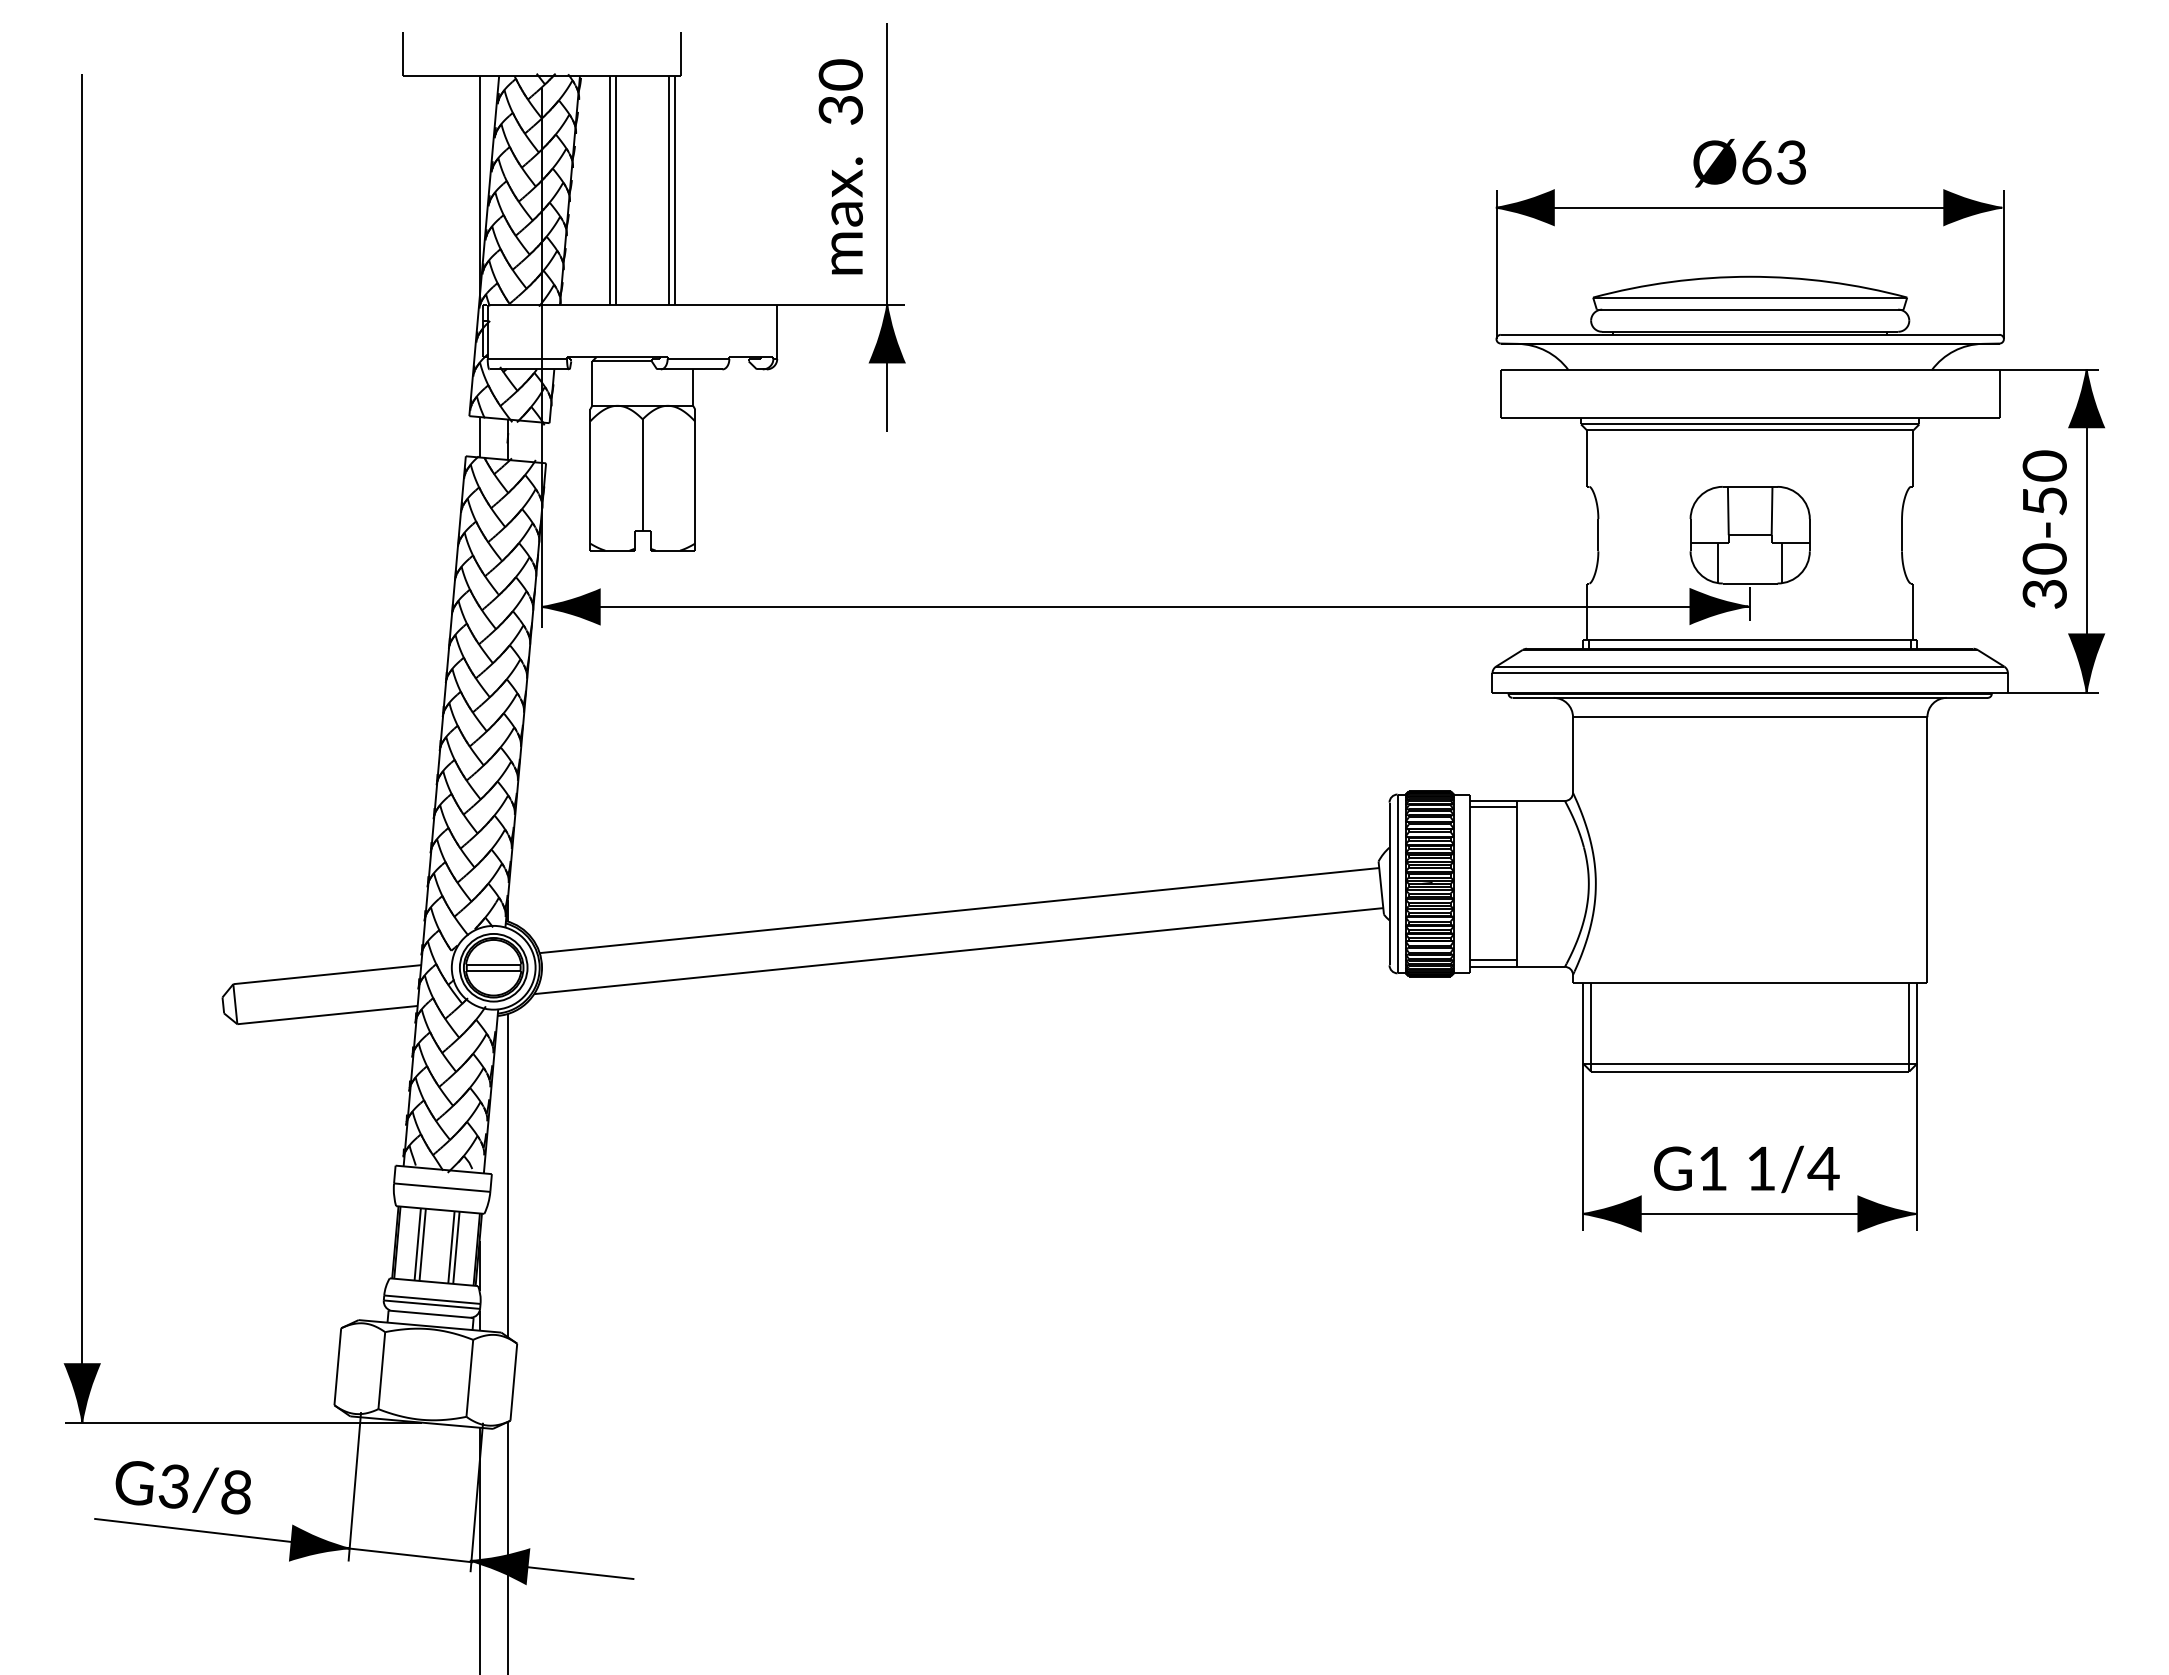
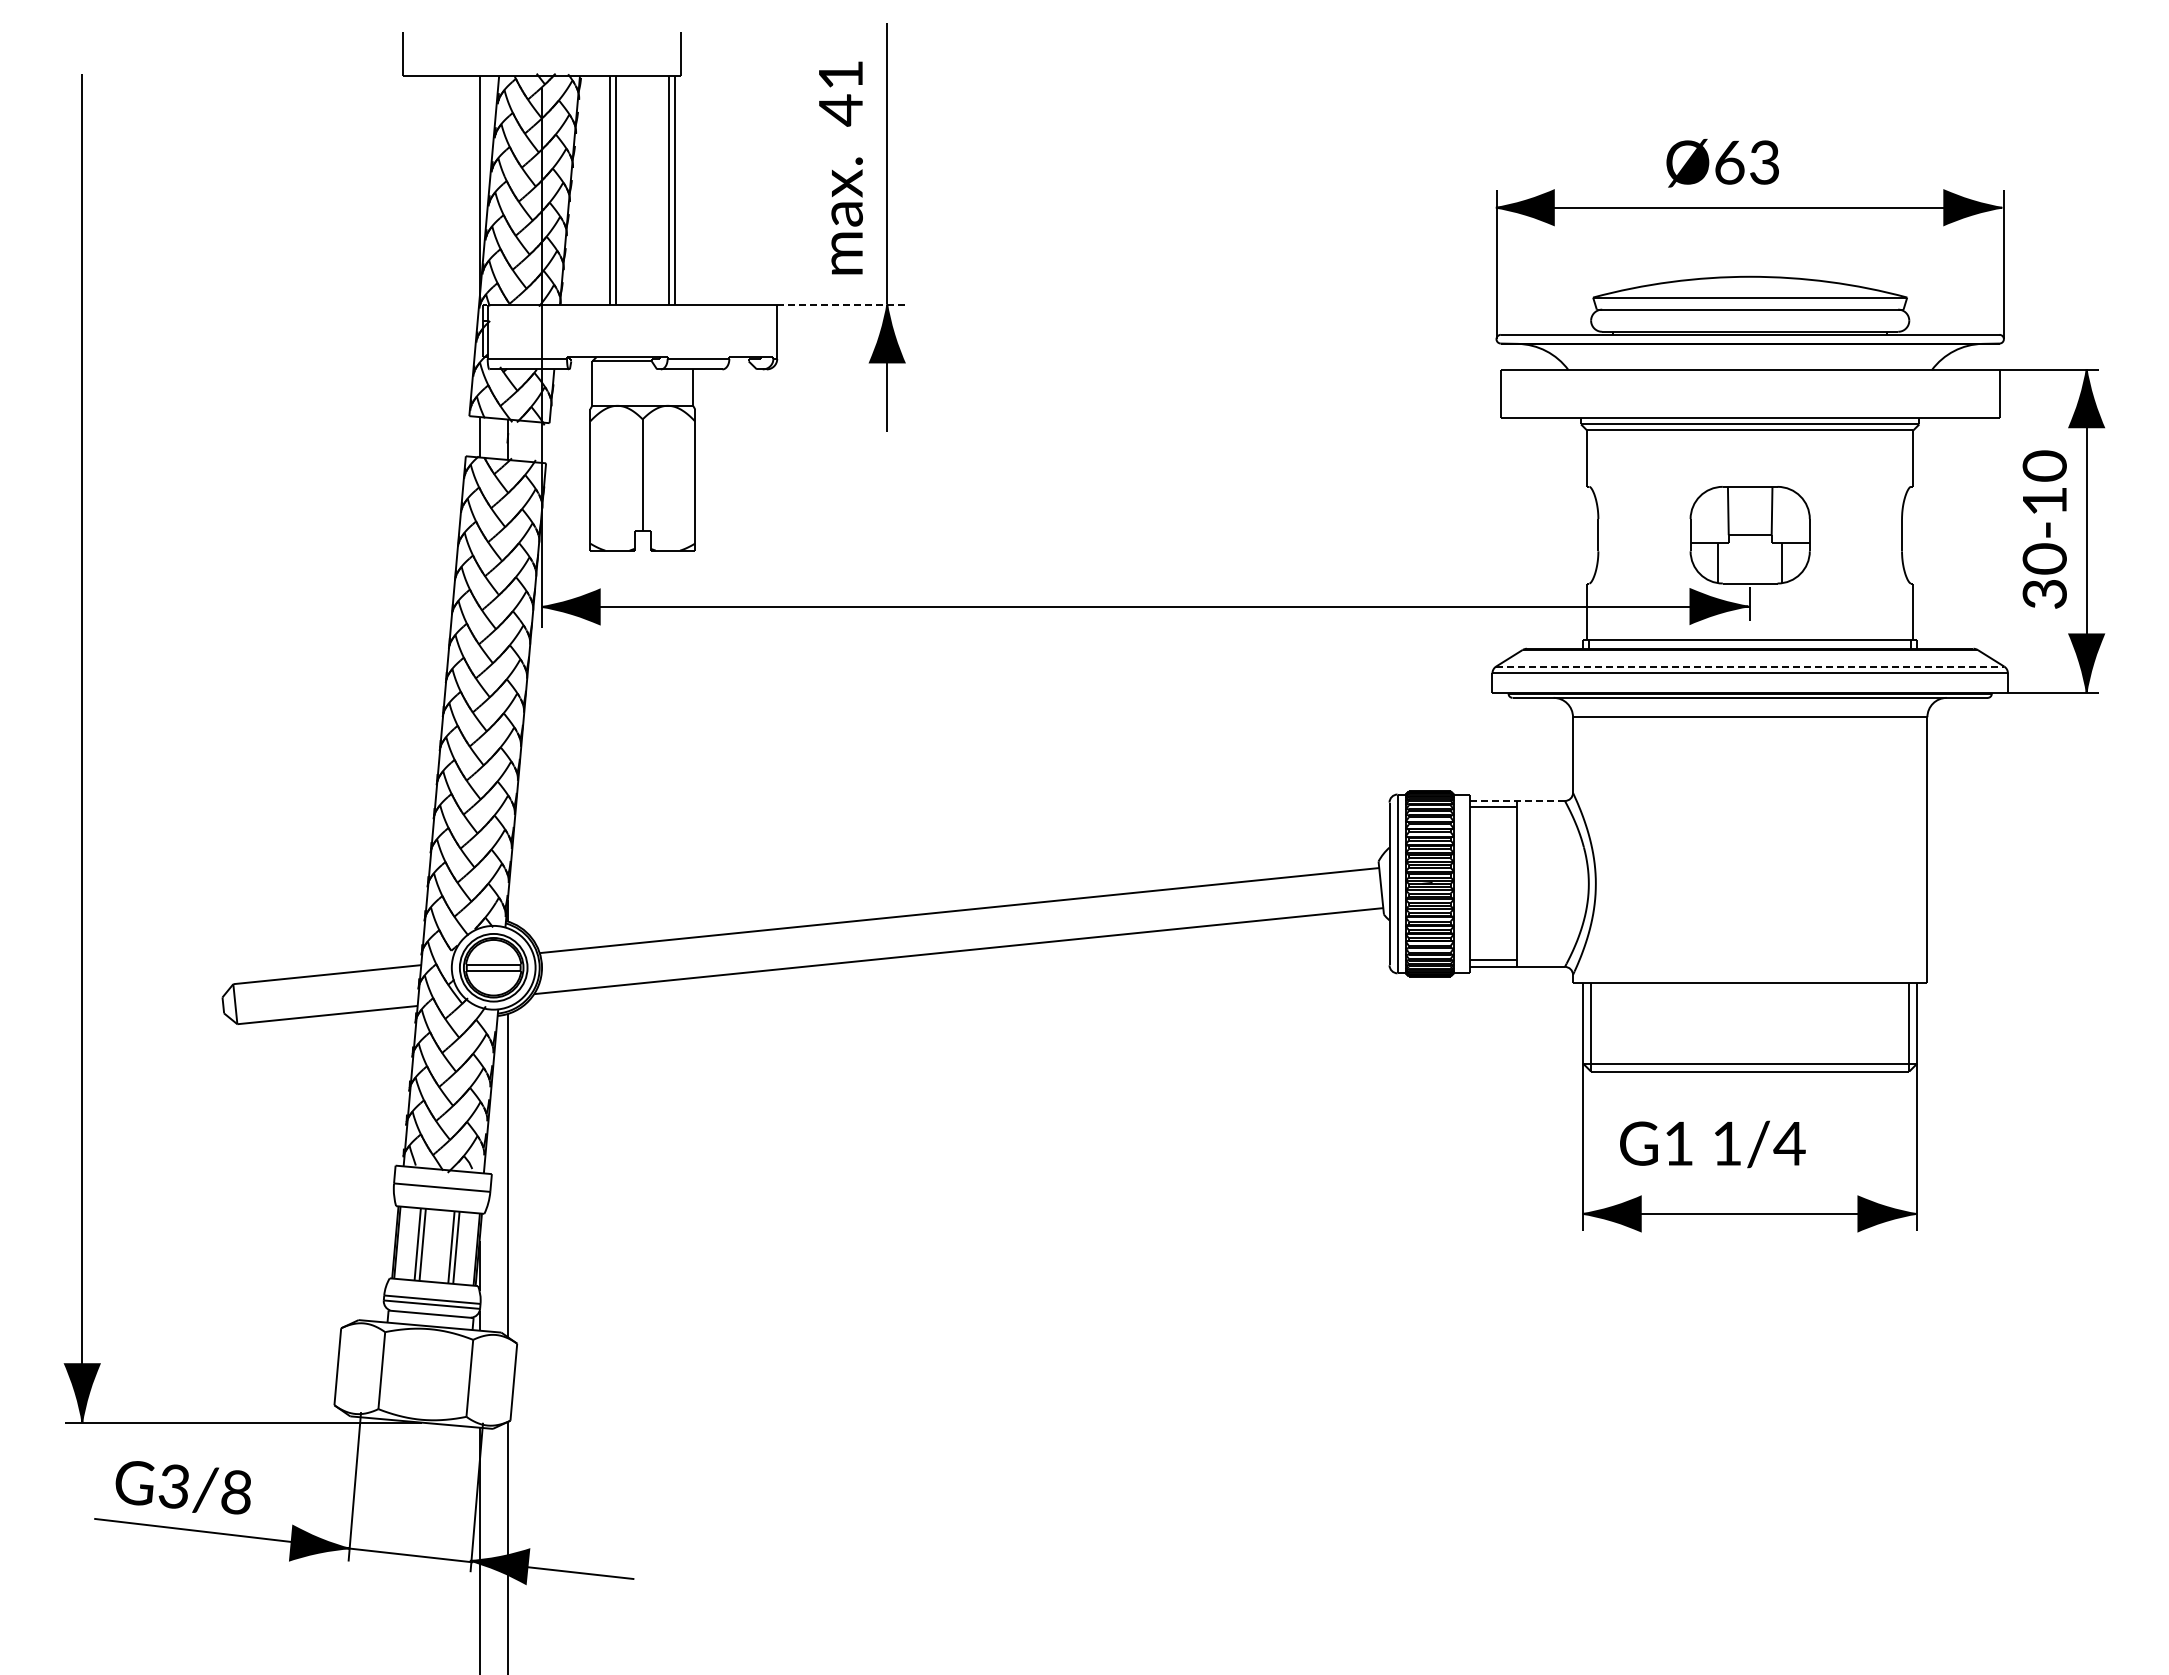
text: 30 -> 41 (840, 92)
text position: (1749, 163) -> (1722, 163) (1722, 163)
line: solid -> dashed (840, 305)
text: 30-50 -> 30-10 (2044, 501)
line: solid -> dashed (1750, 666)
line: solid -> dashed (1518, 800)
text position: (1746, 1169) -> (1712, 1144) (1712, 1144)
